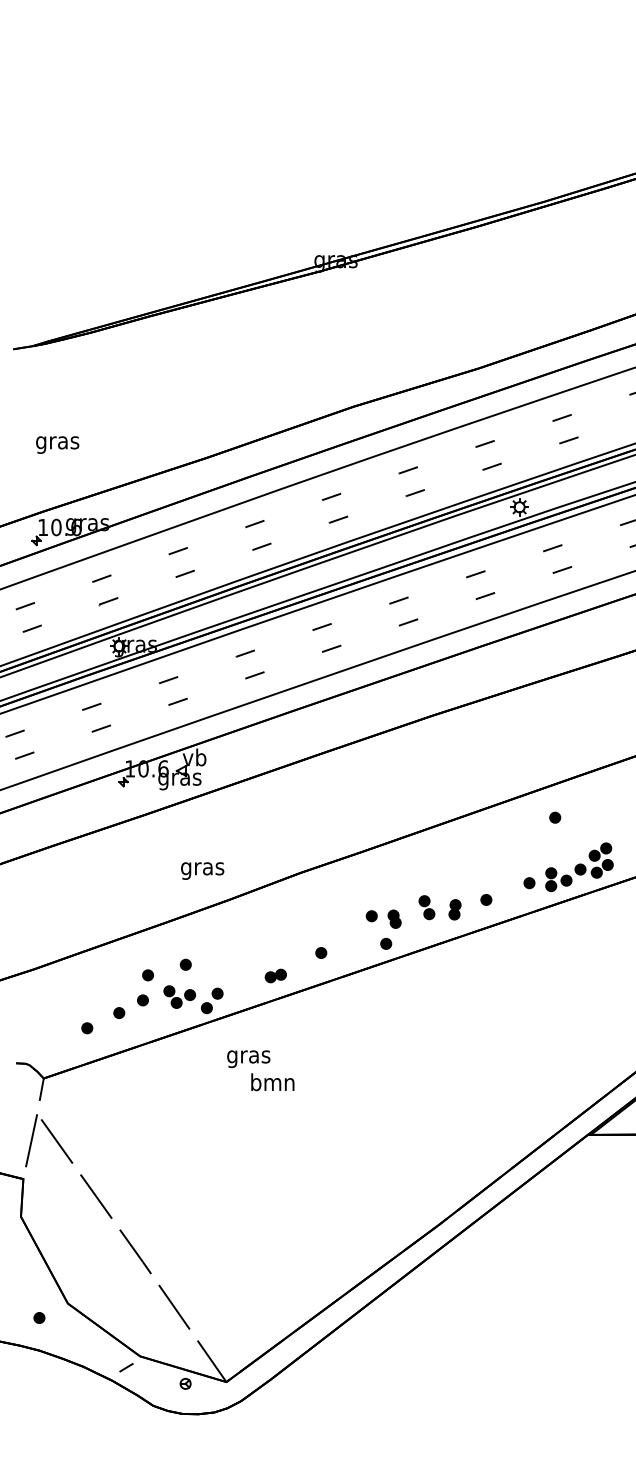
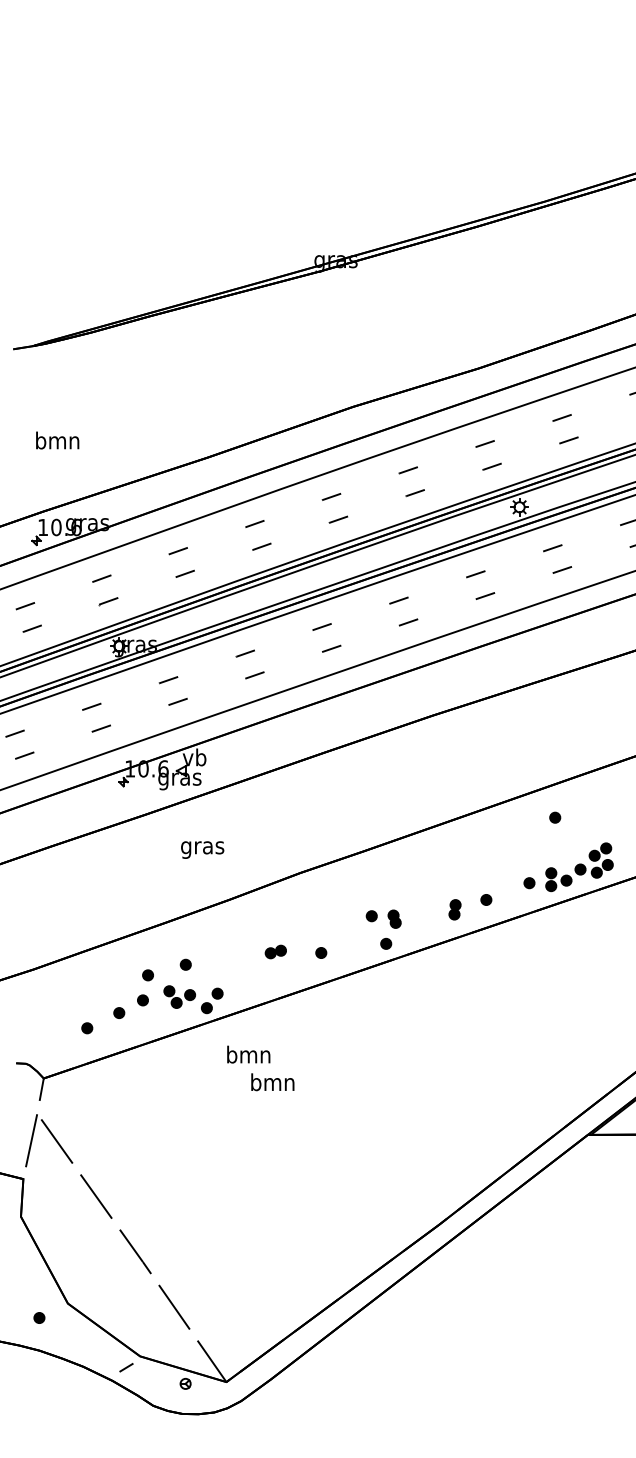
text: gras -> bmn (57, 442)
text position: (202, 870) -> (202, 849) (202, 849)
part: present -> none (426, 907)
part position: (275, 975) -> (275, 951) (275, 951)
text: gras -> bmn (248, 1056)
